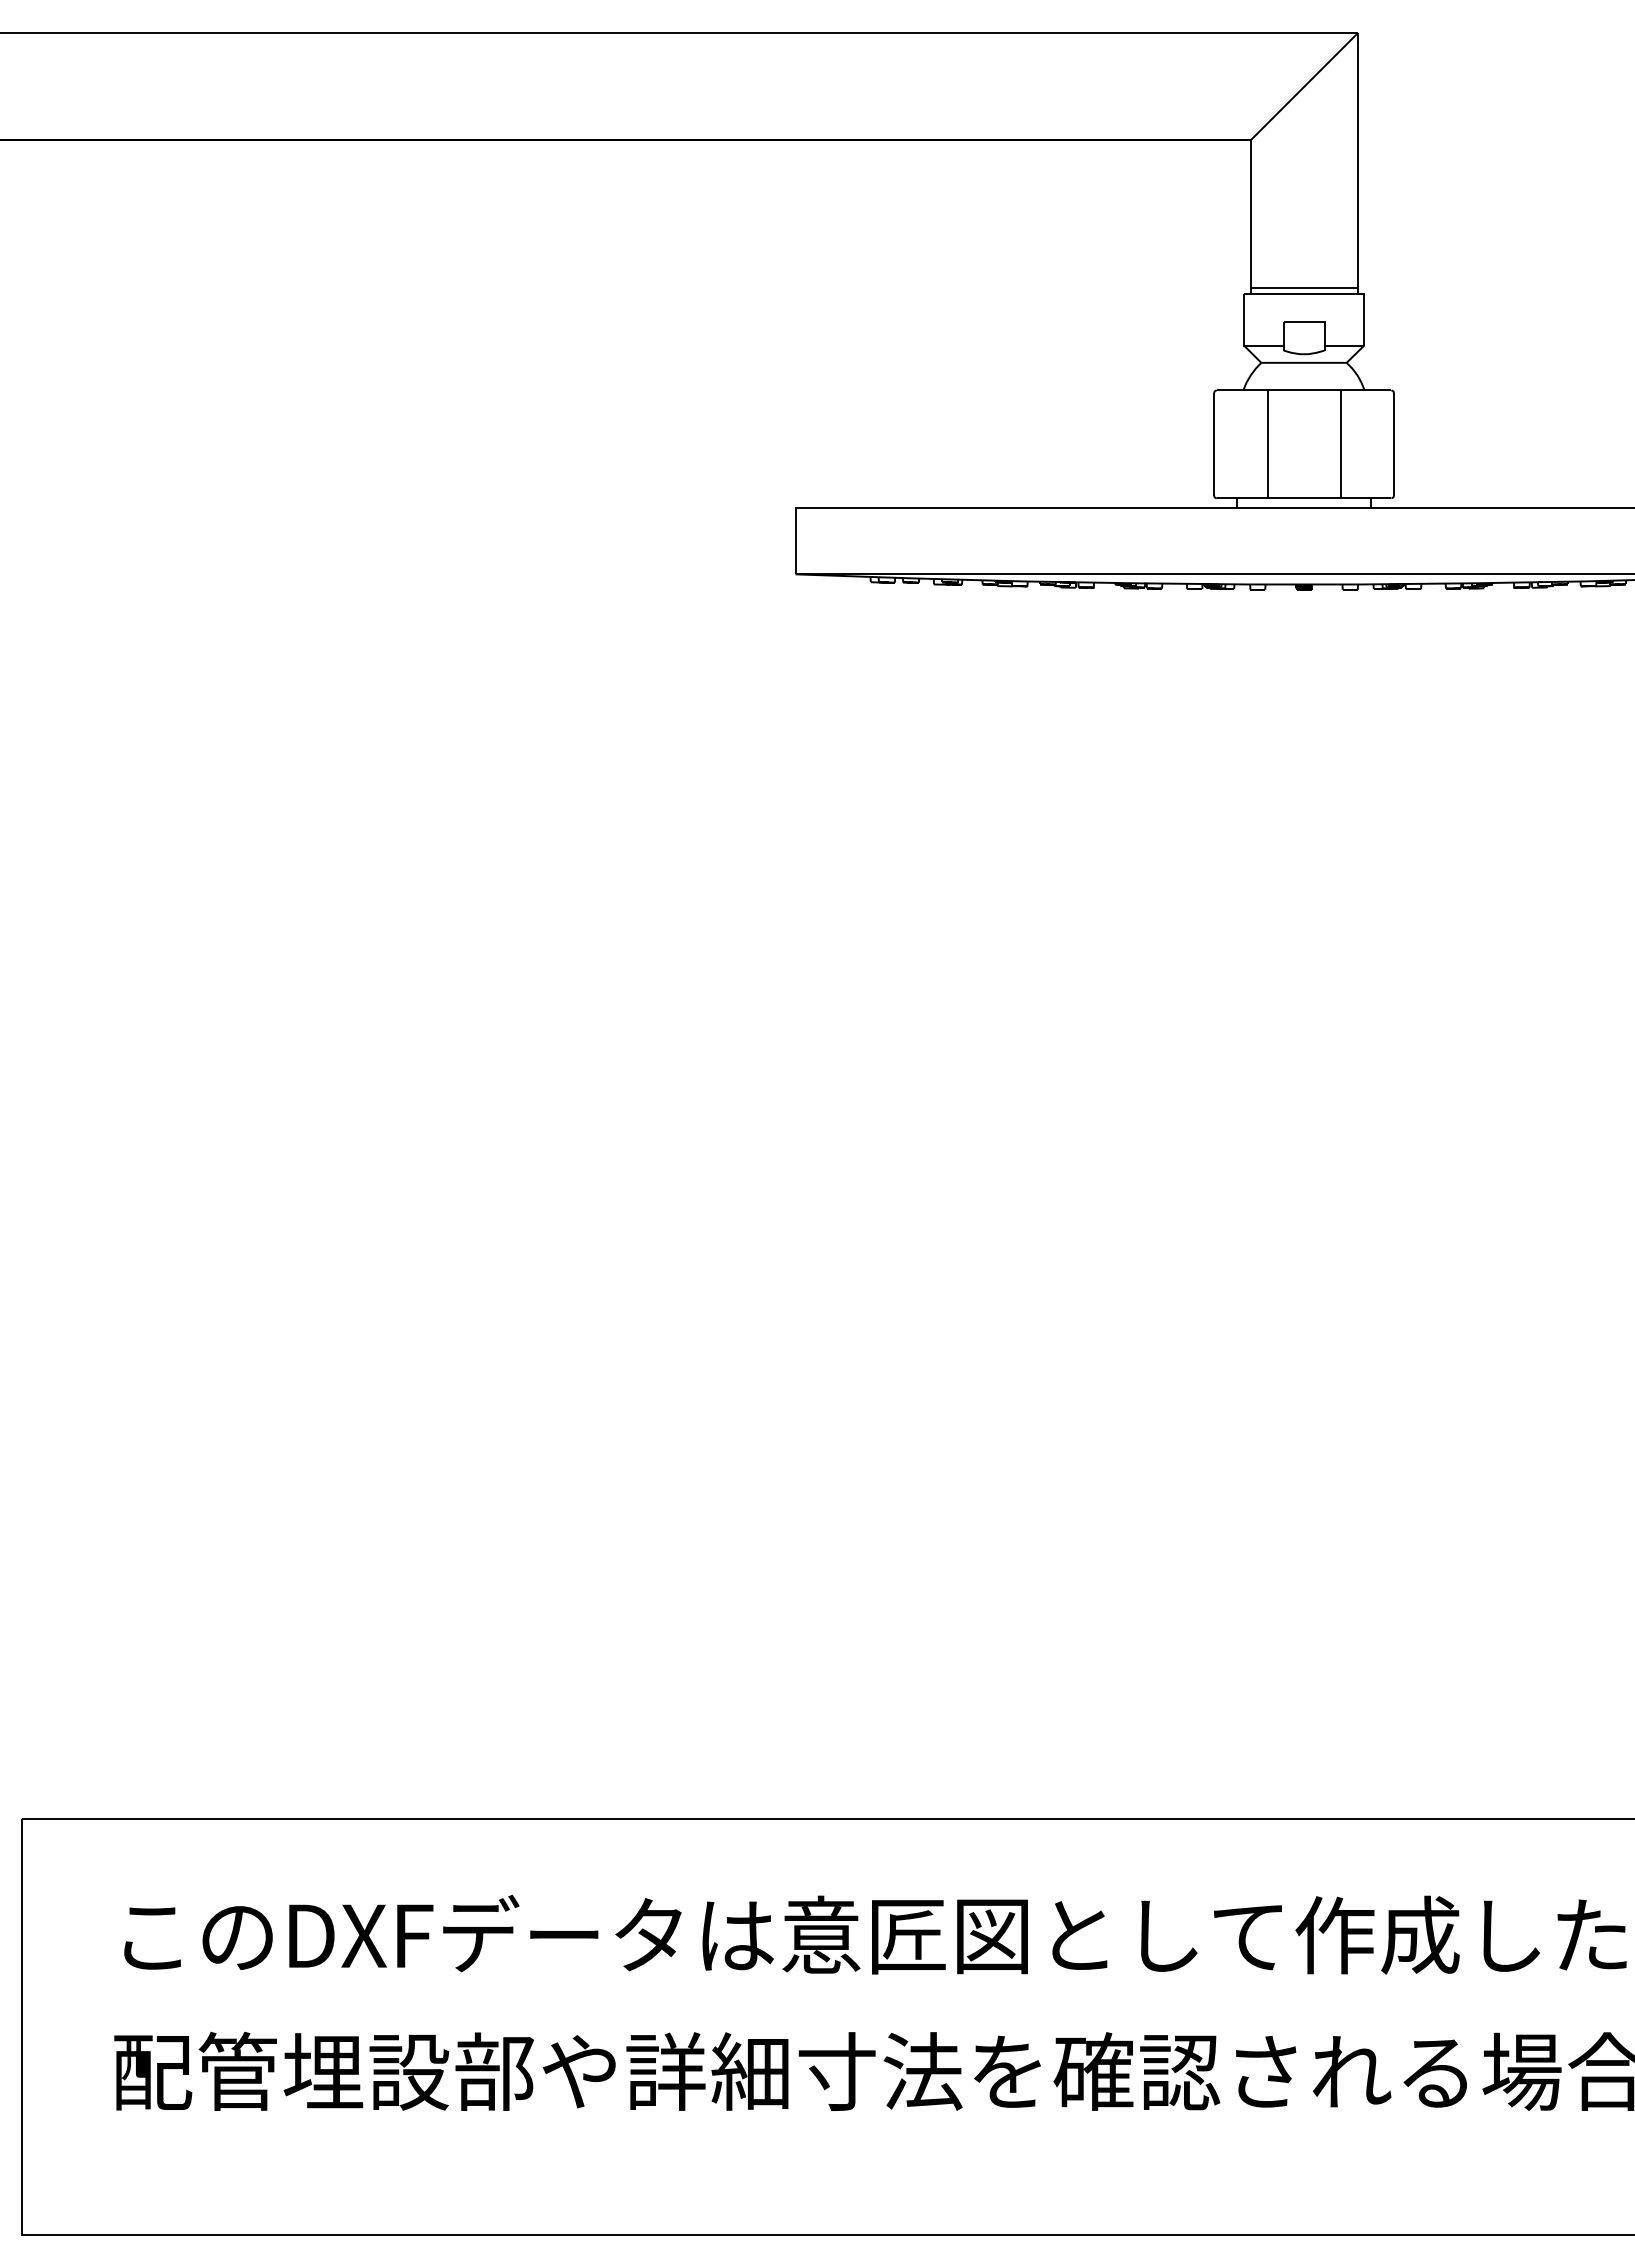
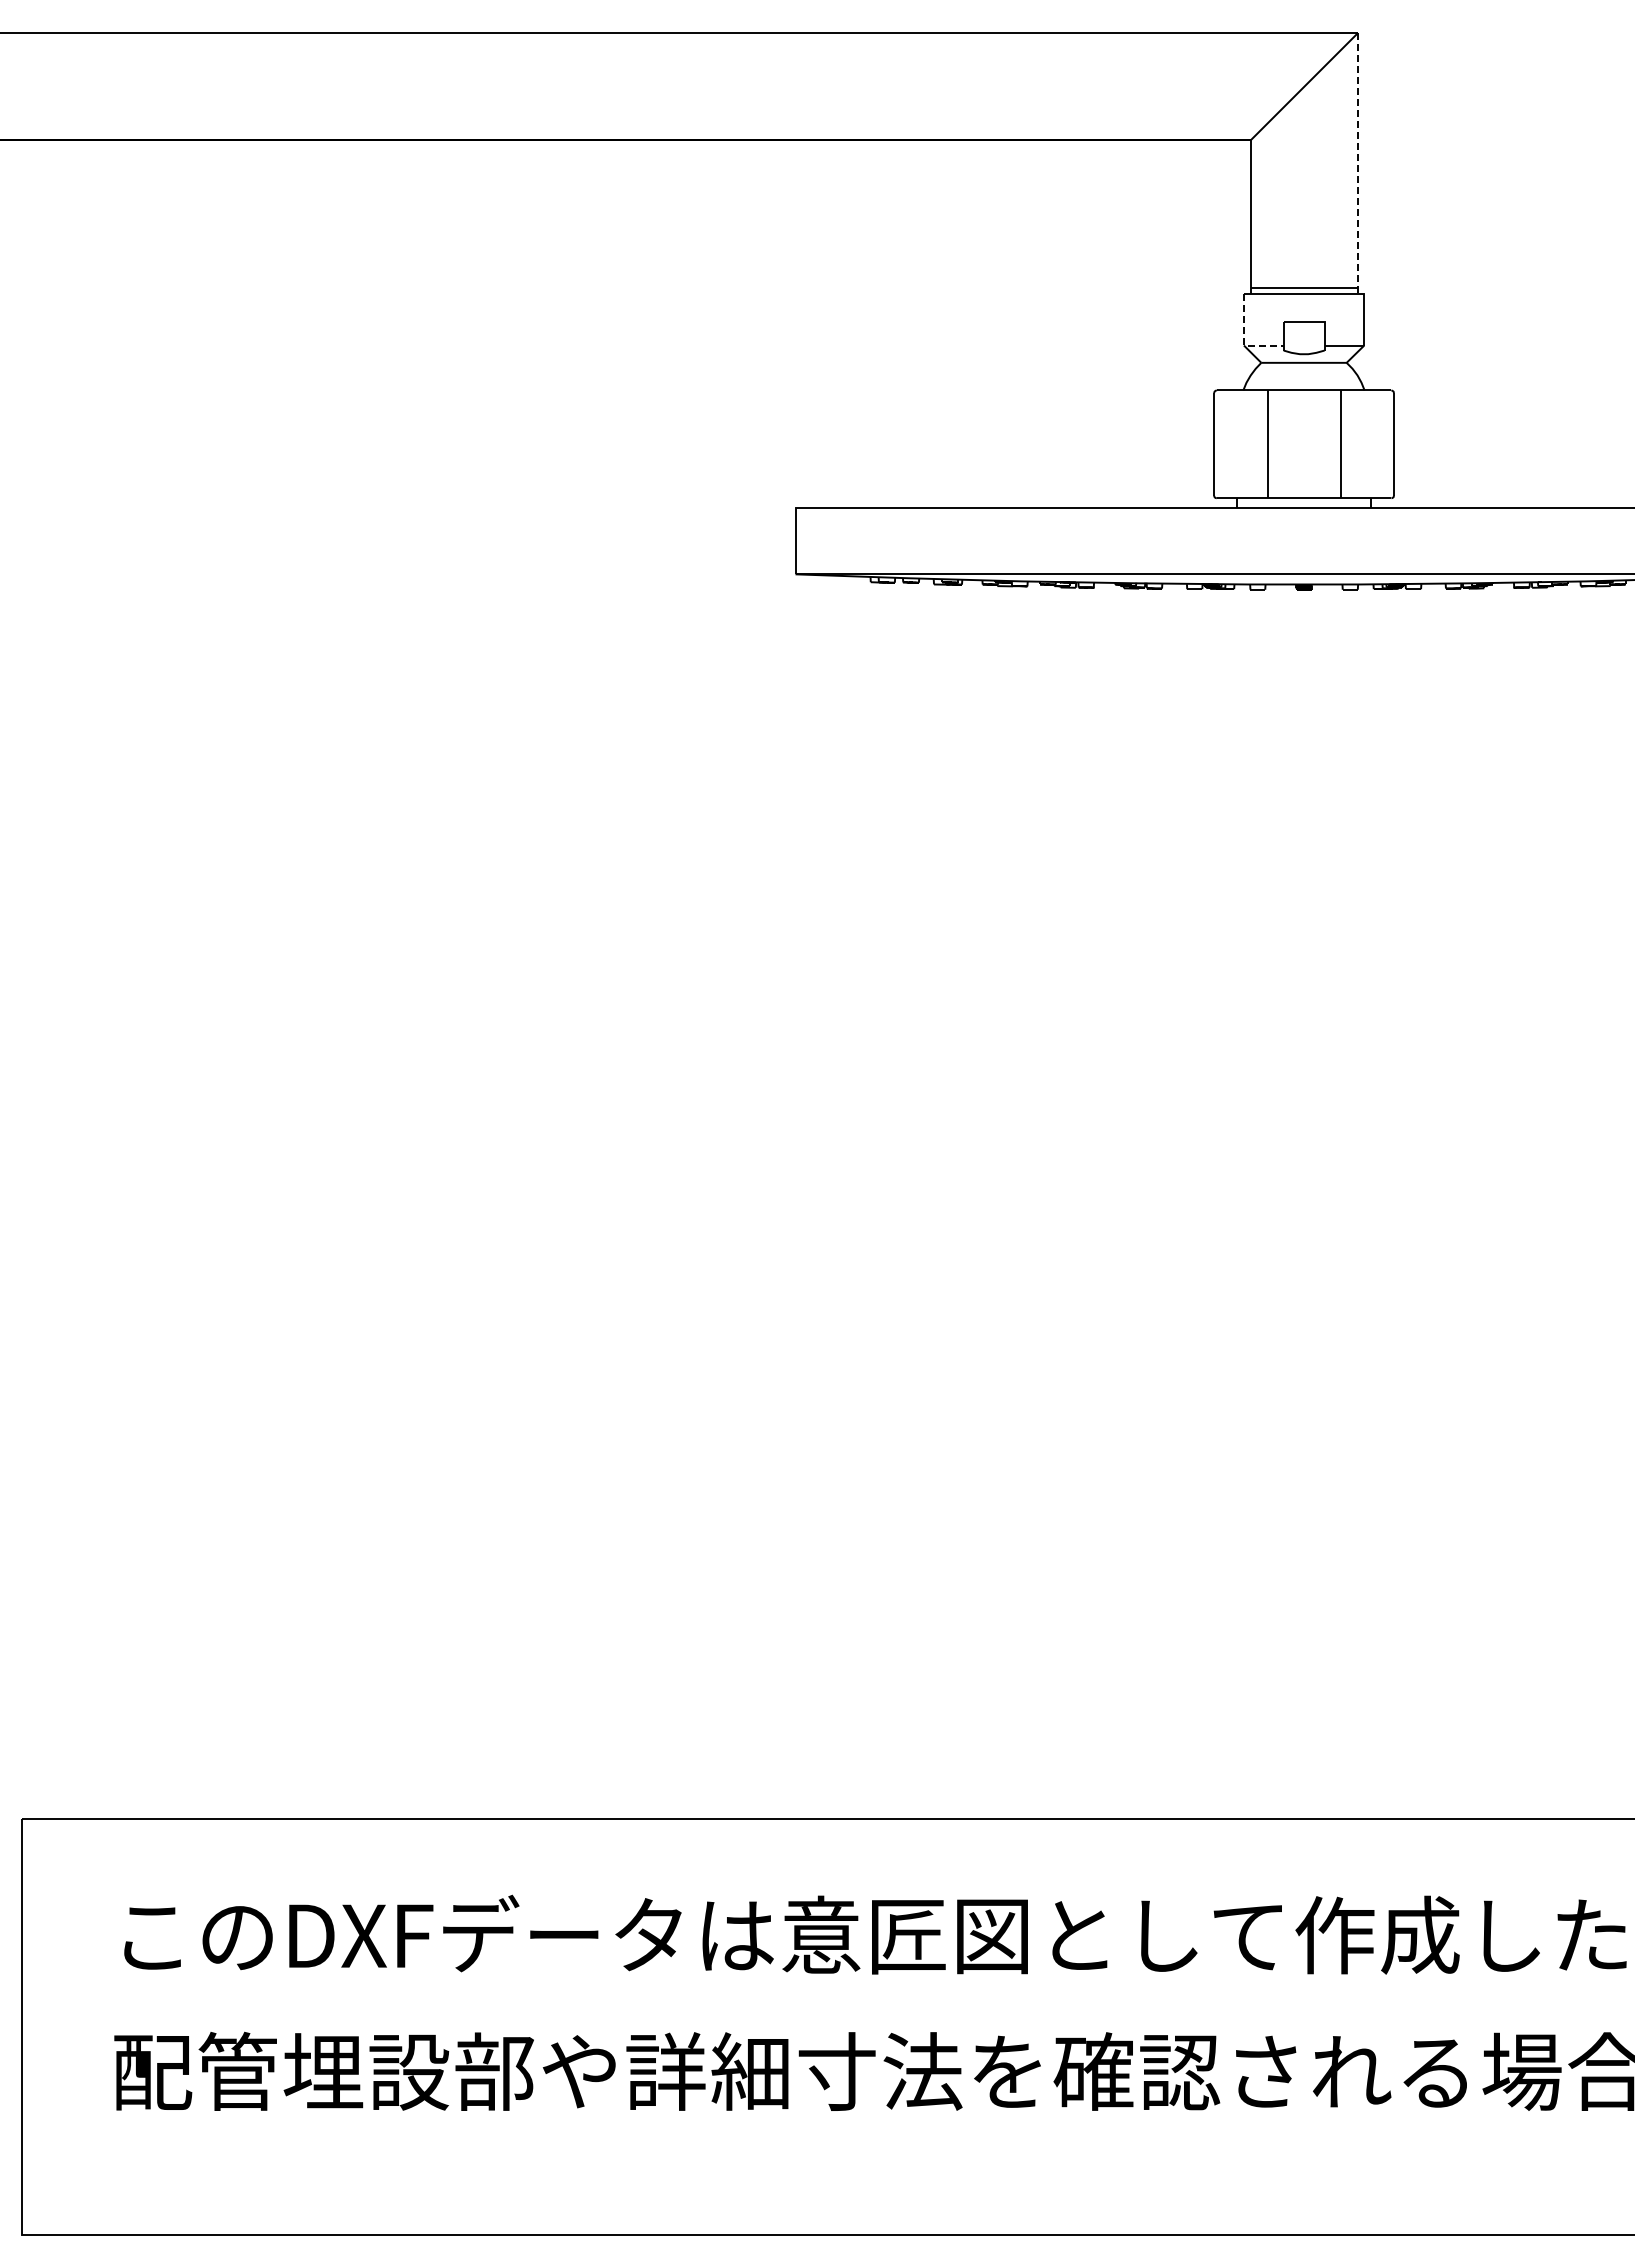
line: solid -> dashed (1357, 164)
line: solid -> dashed (1243, 340)
